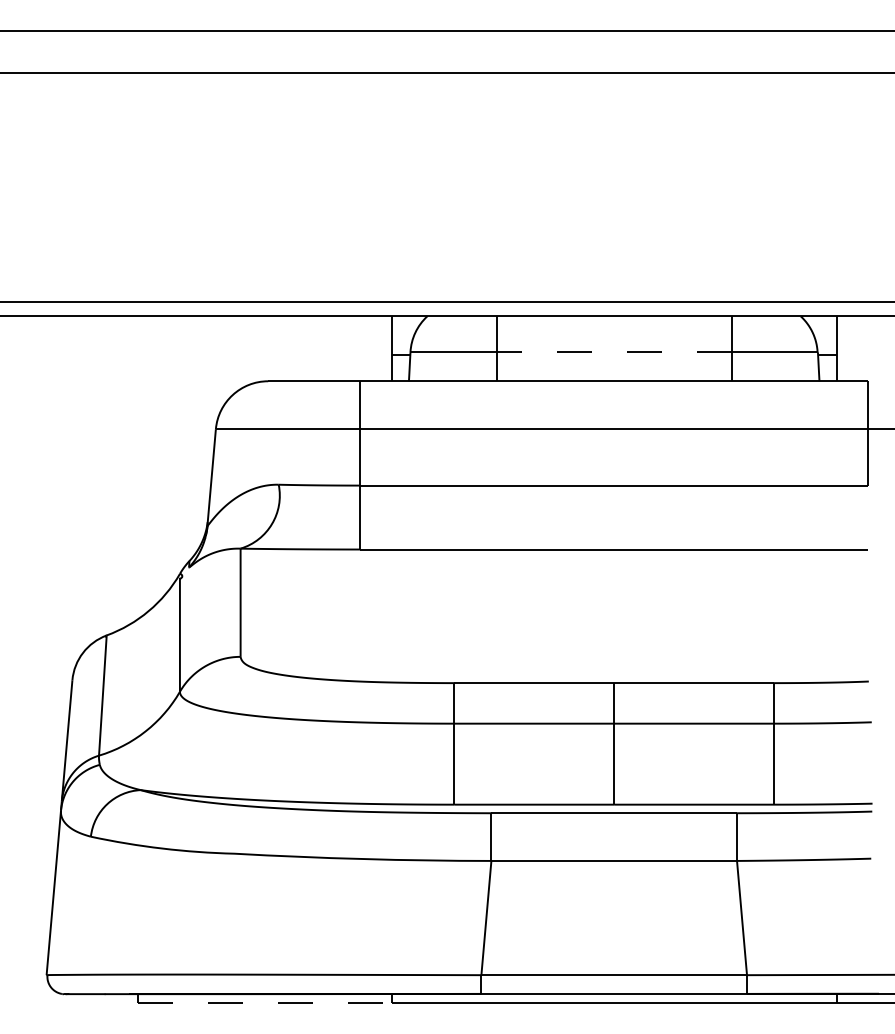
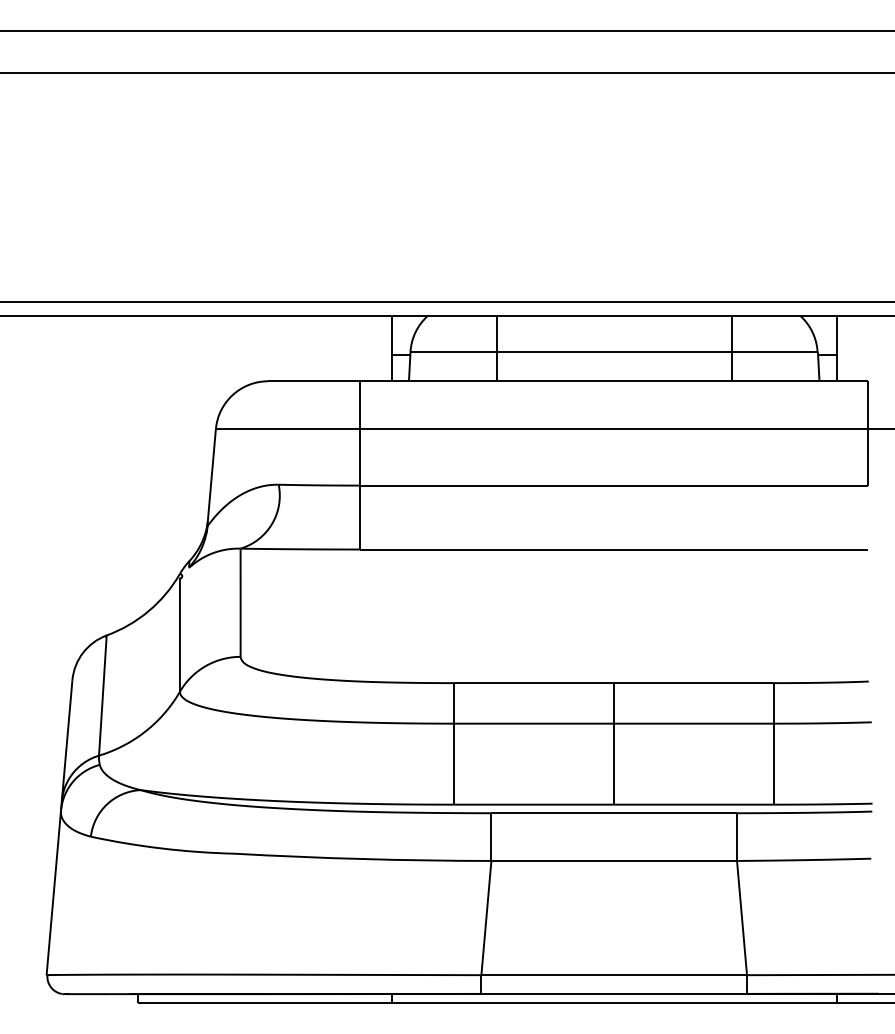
line: dashed -> solid (614, 352)
line: dashed -> solid (264, 1002)
